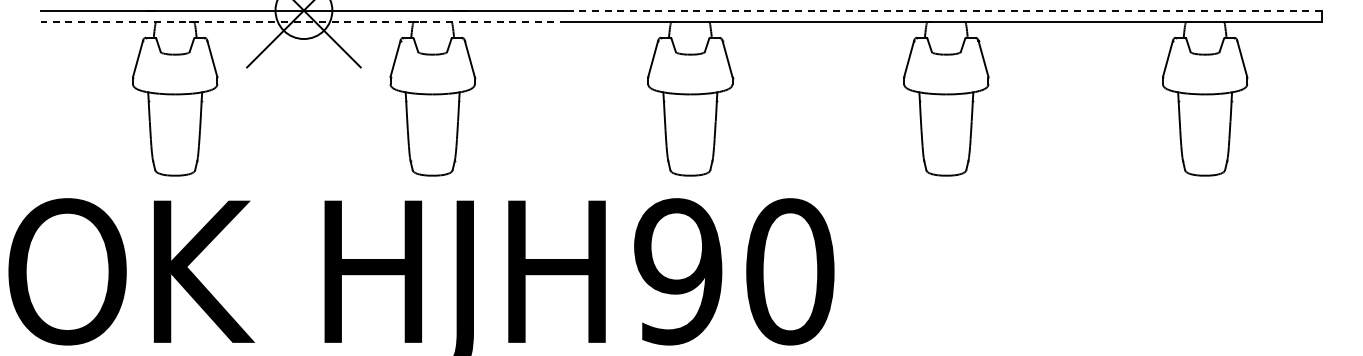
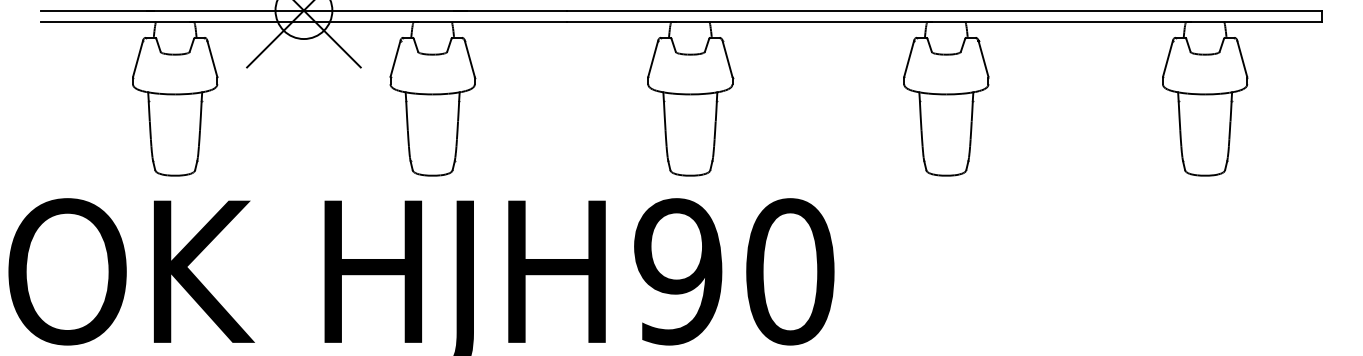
line: dashed -> solid (944, 10)
line: dashed -> solid (303, 21)
